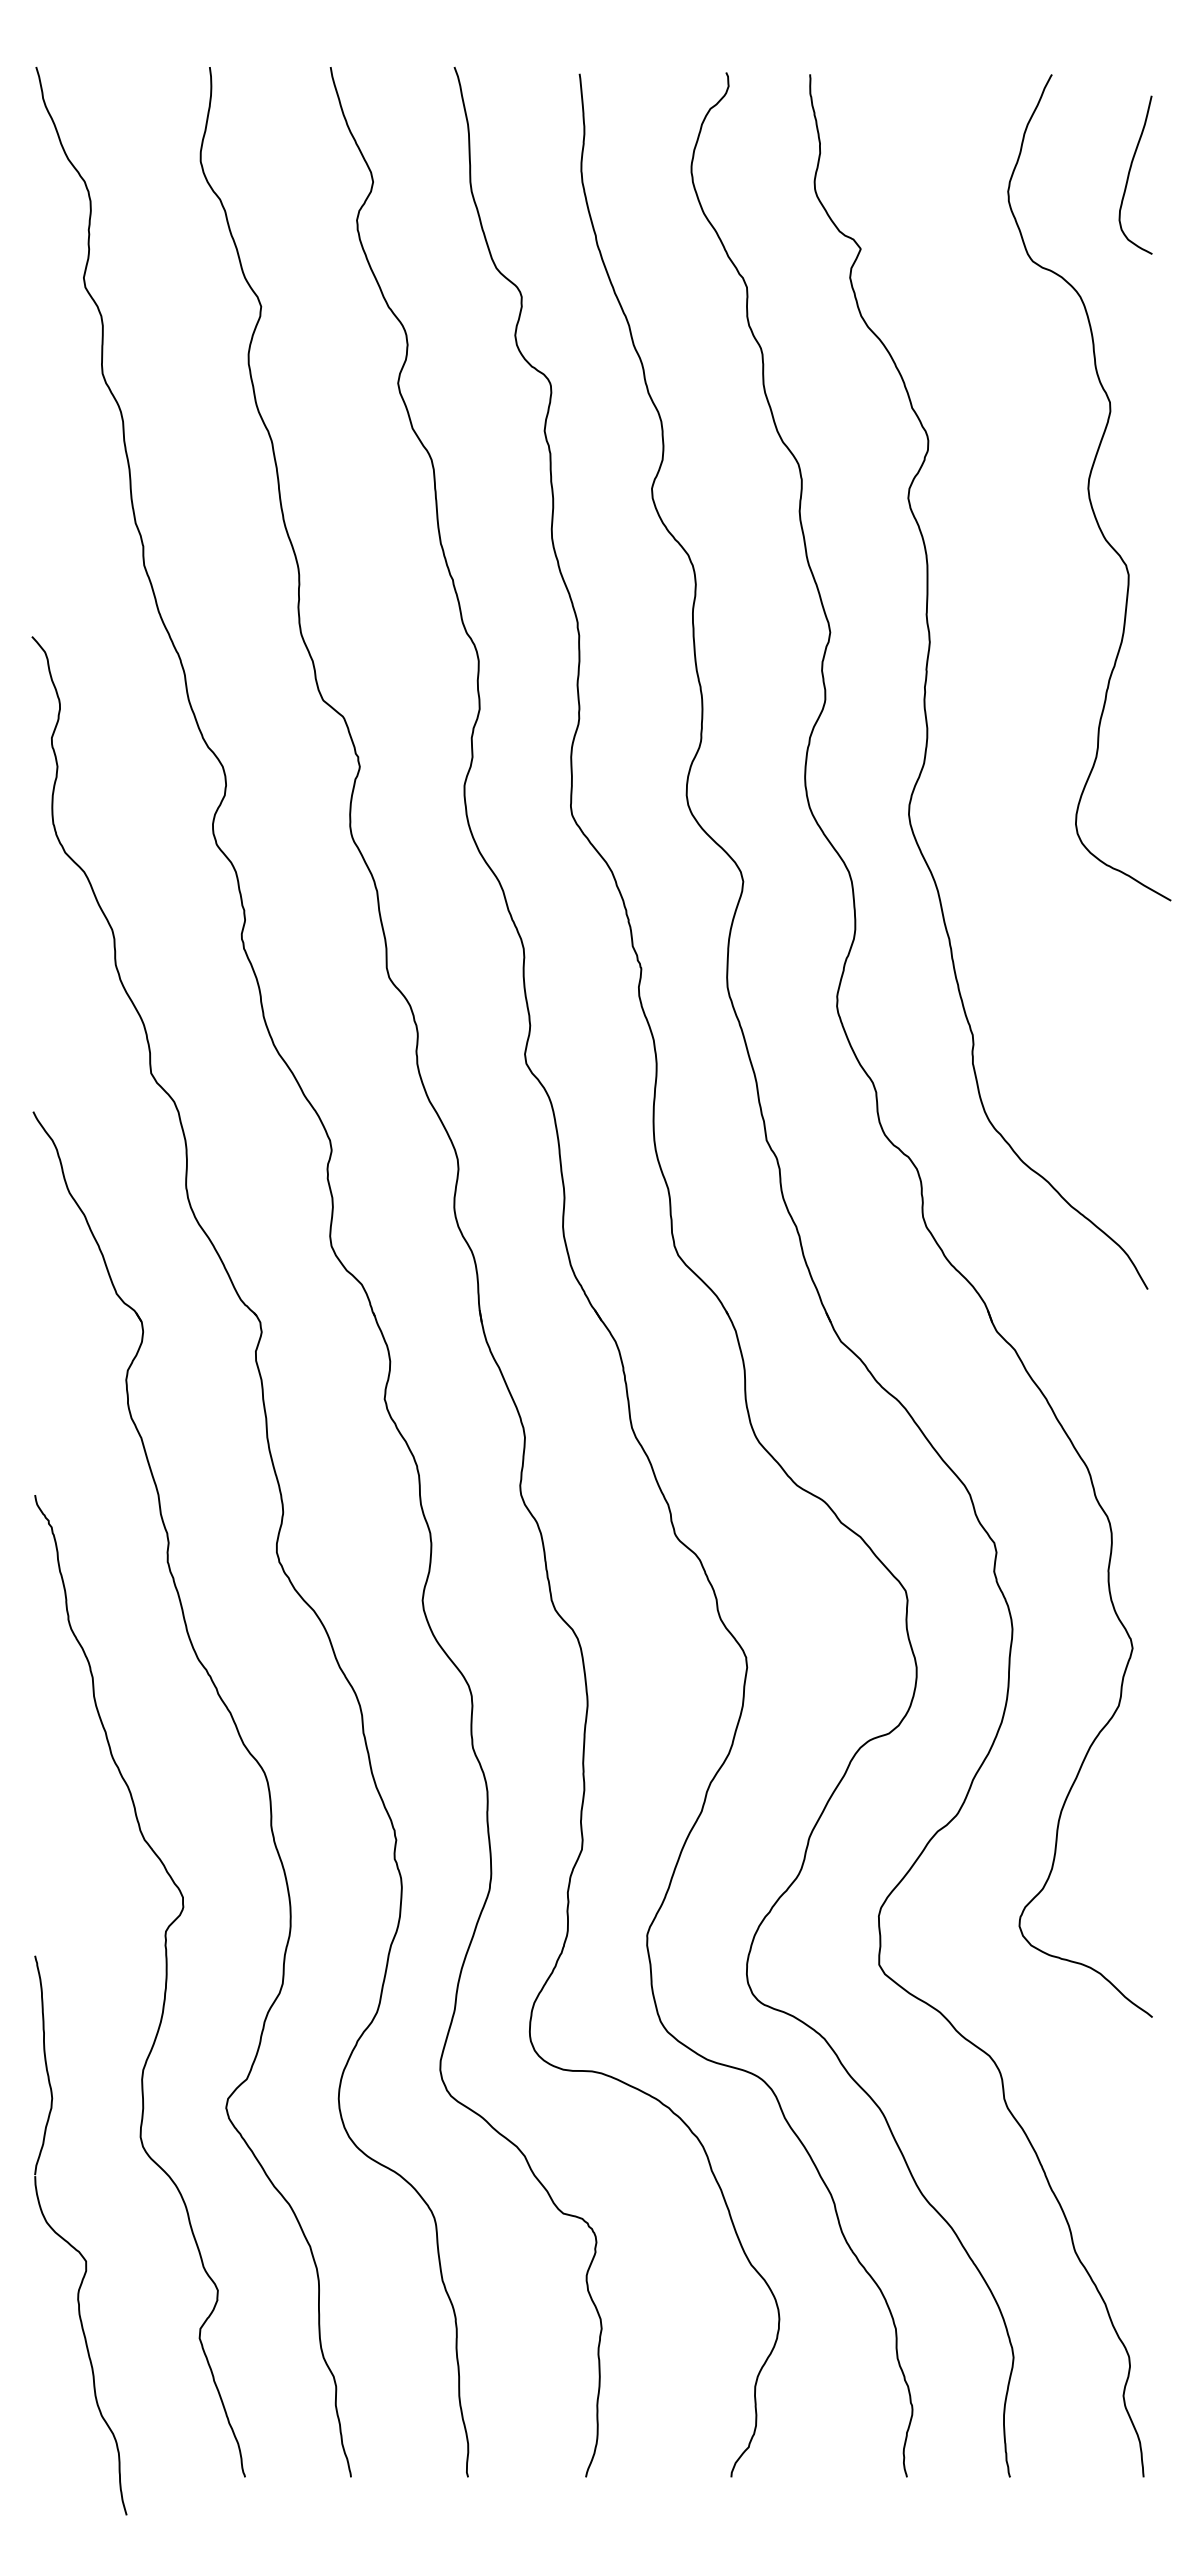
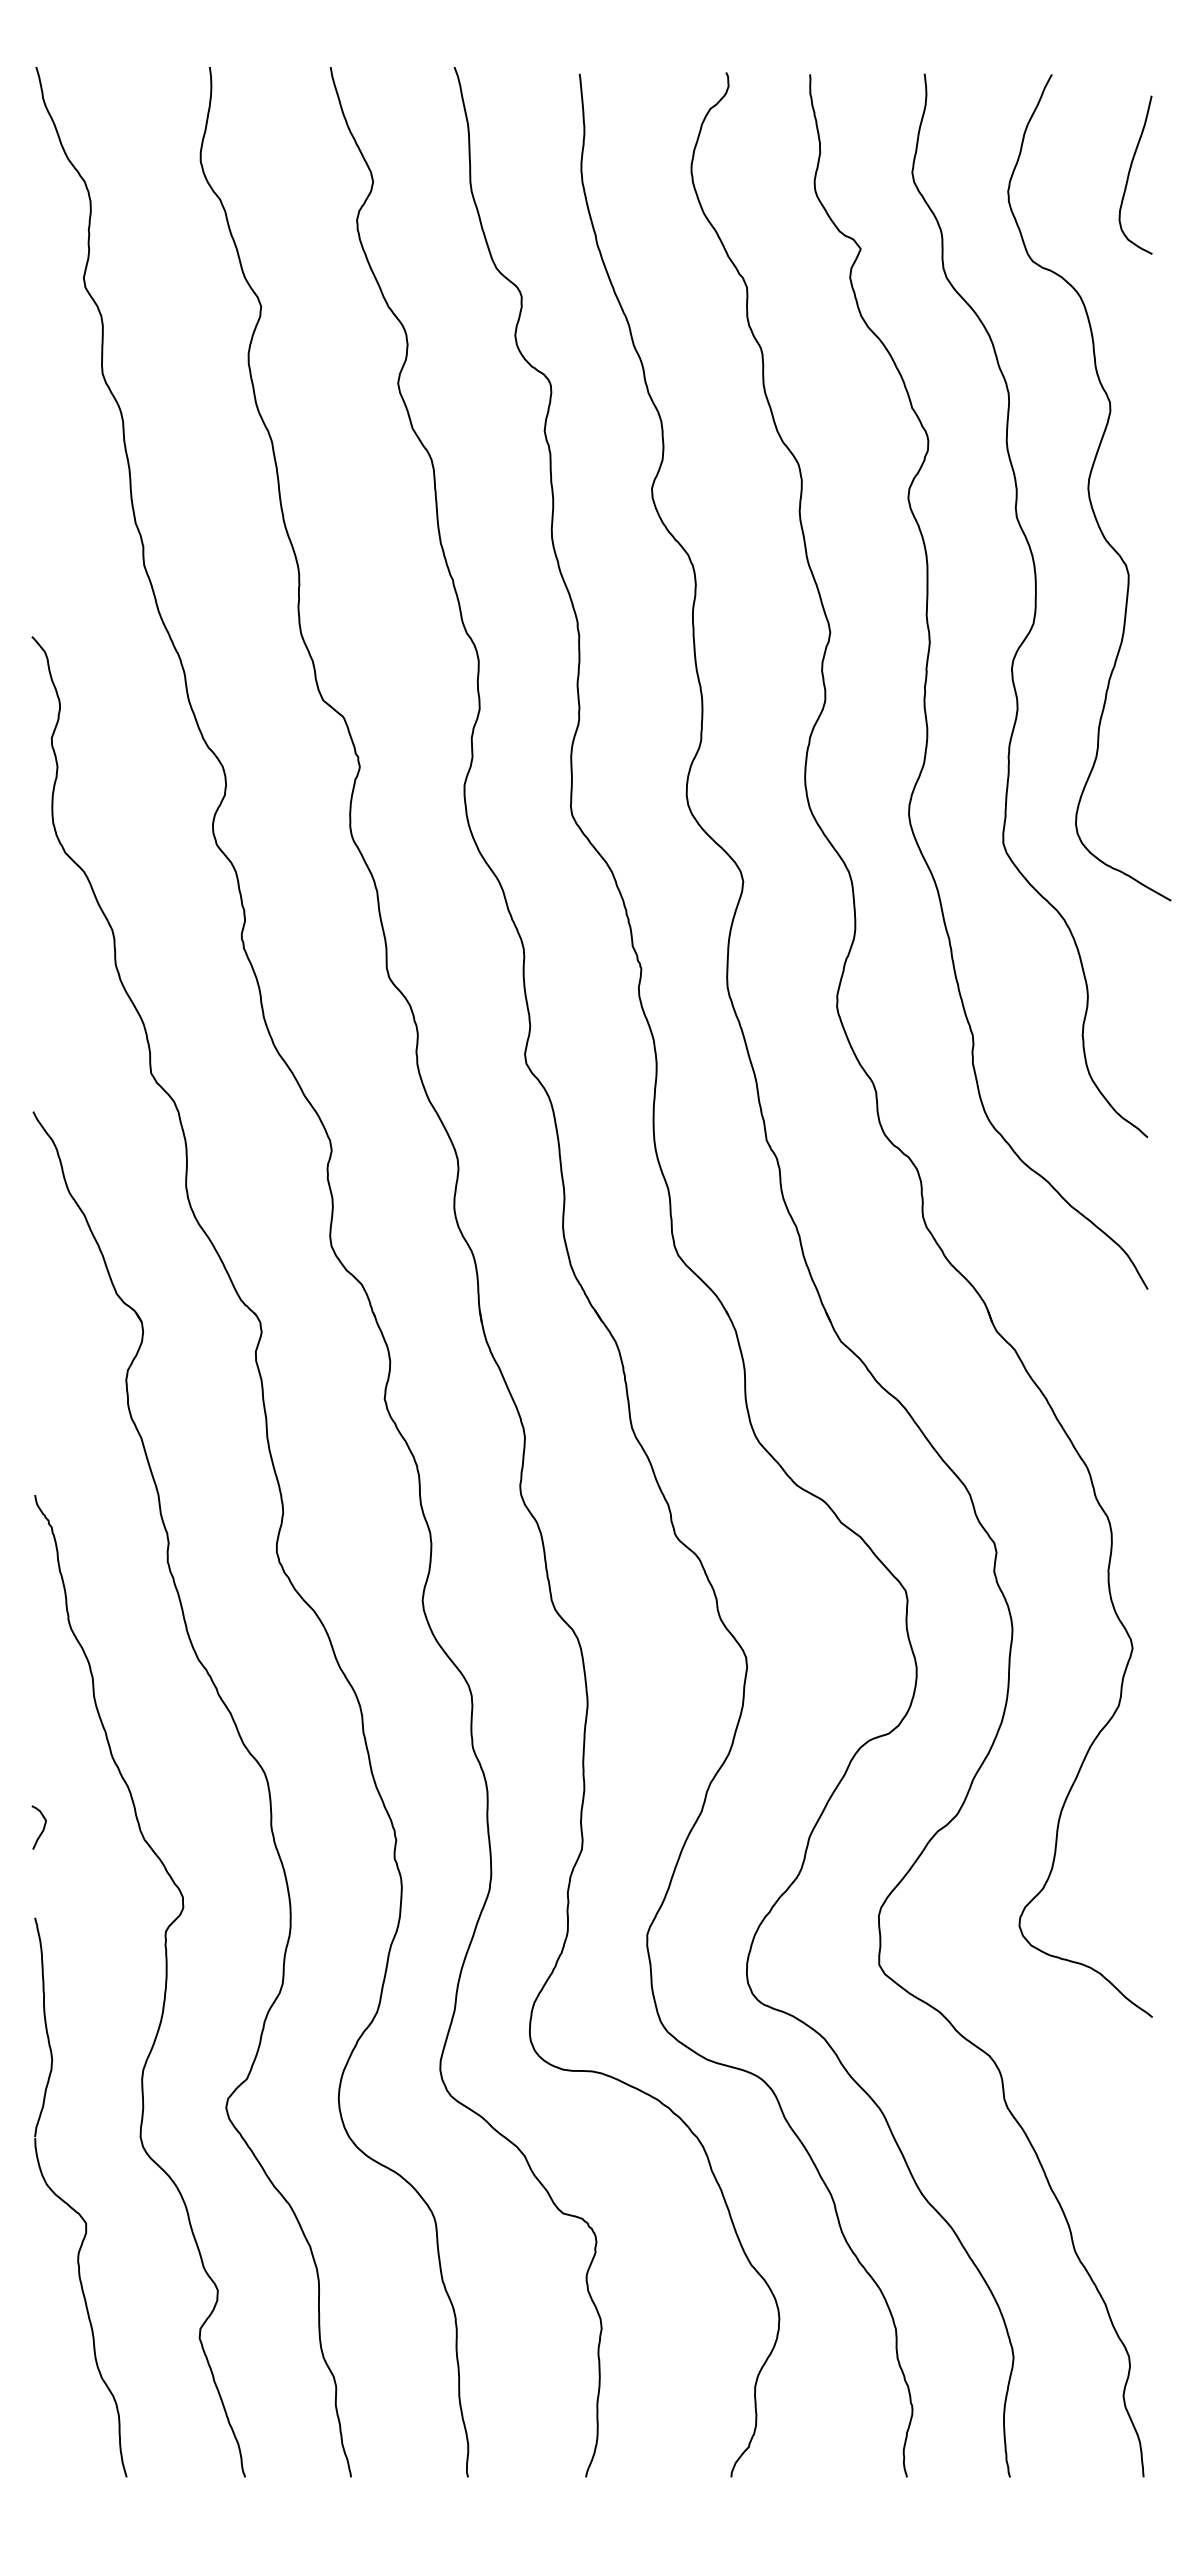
curve: none -> present (1034, 605)
curve: none -> present (42, 1829)
part position: (71, 2244) -> (71, 2206) (71, 2206)
